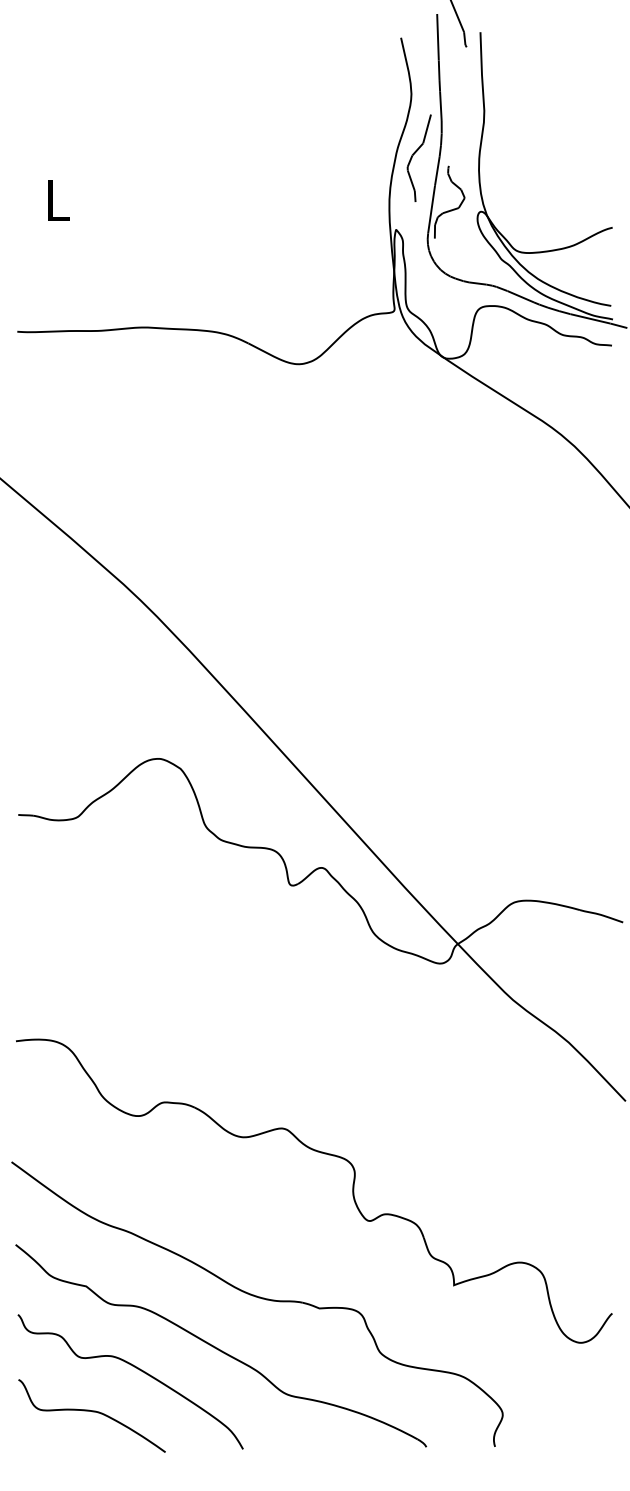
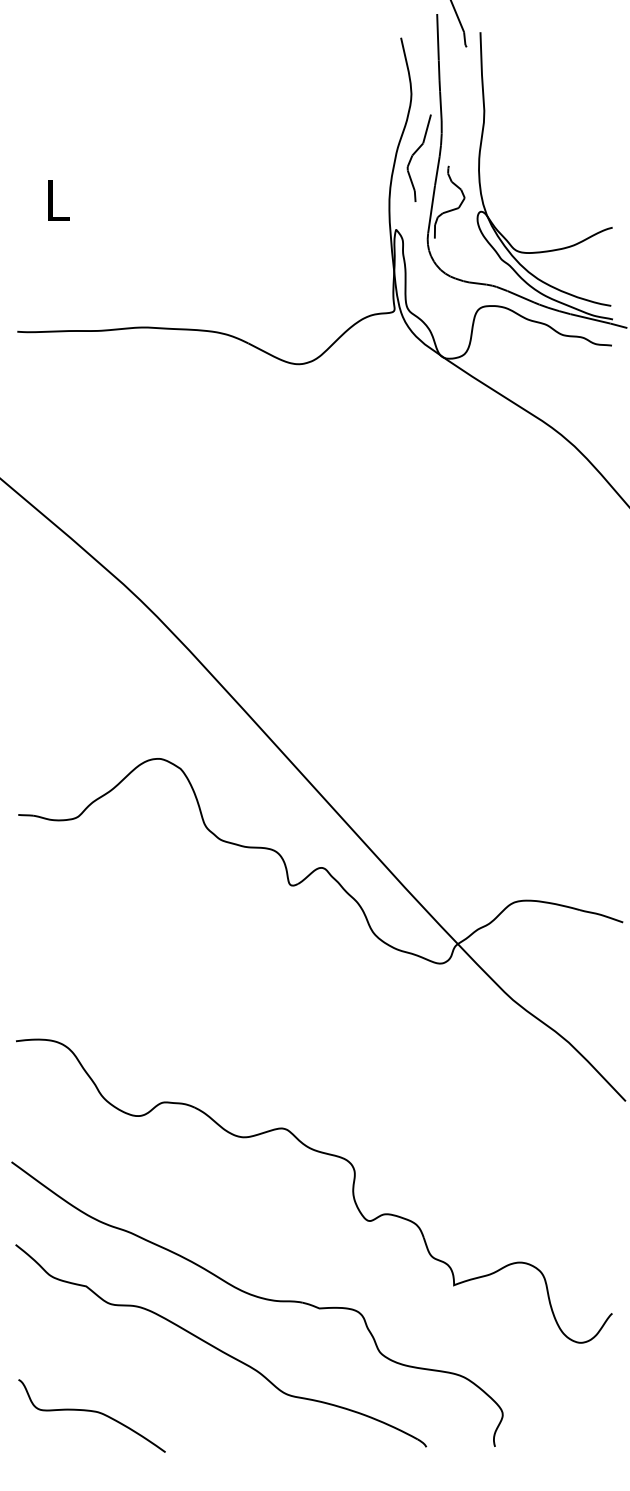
curve: present -> none (137, 1369)
